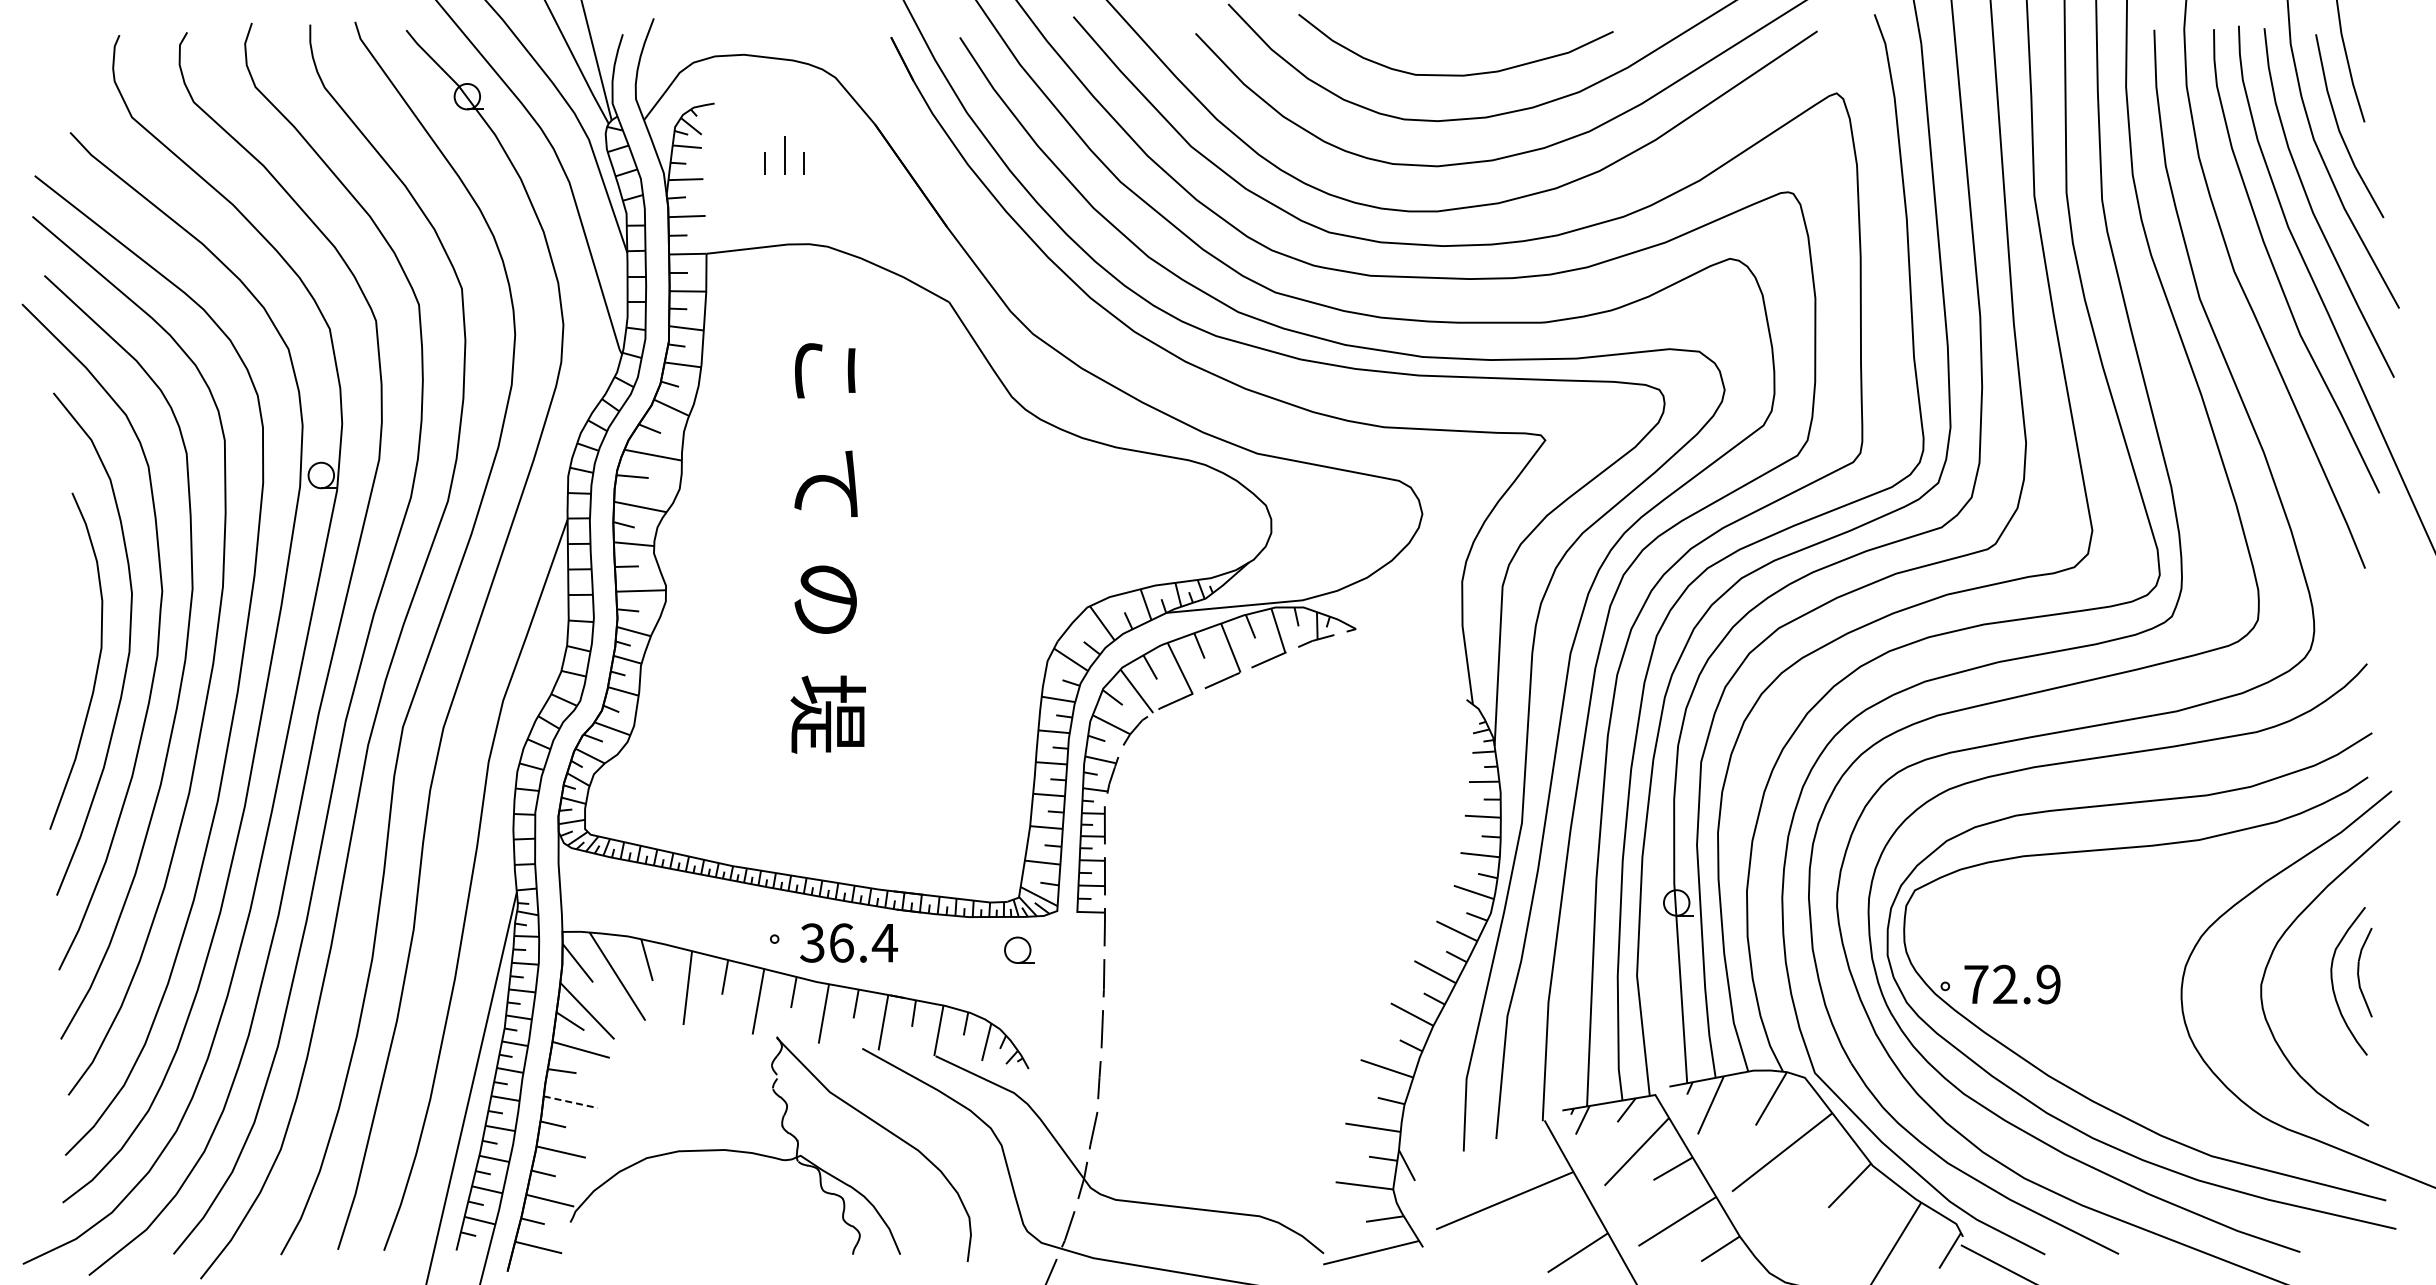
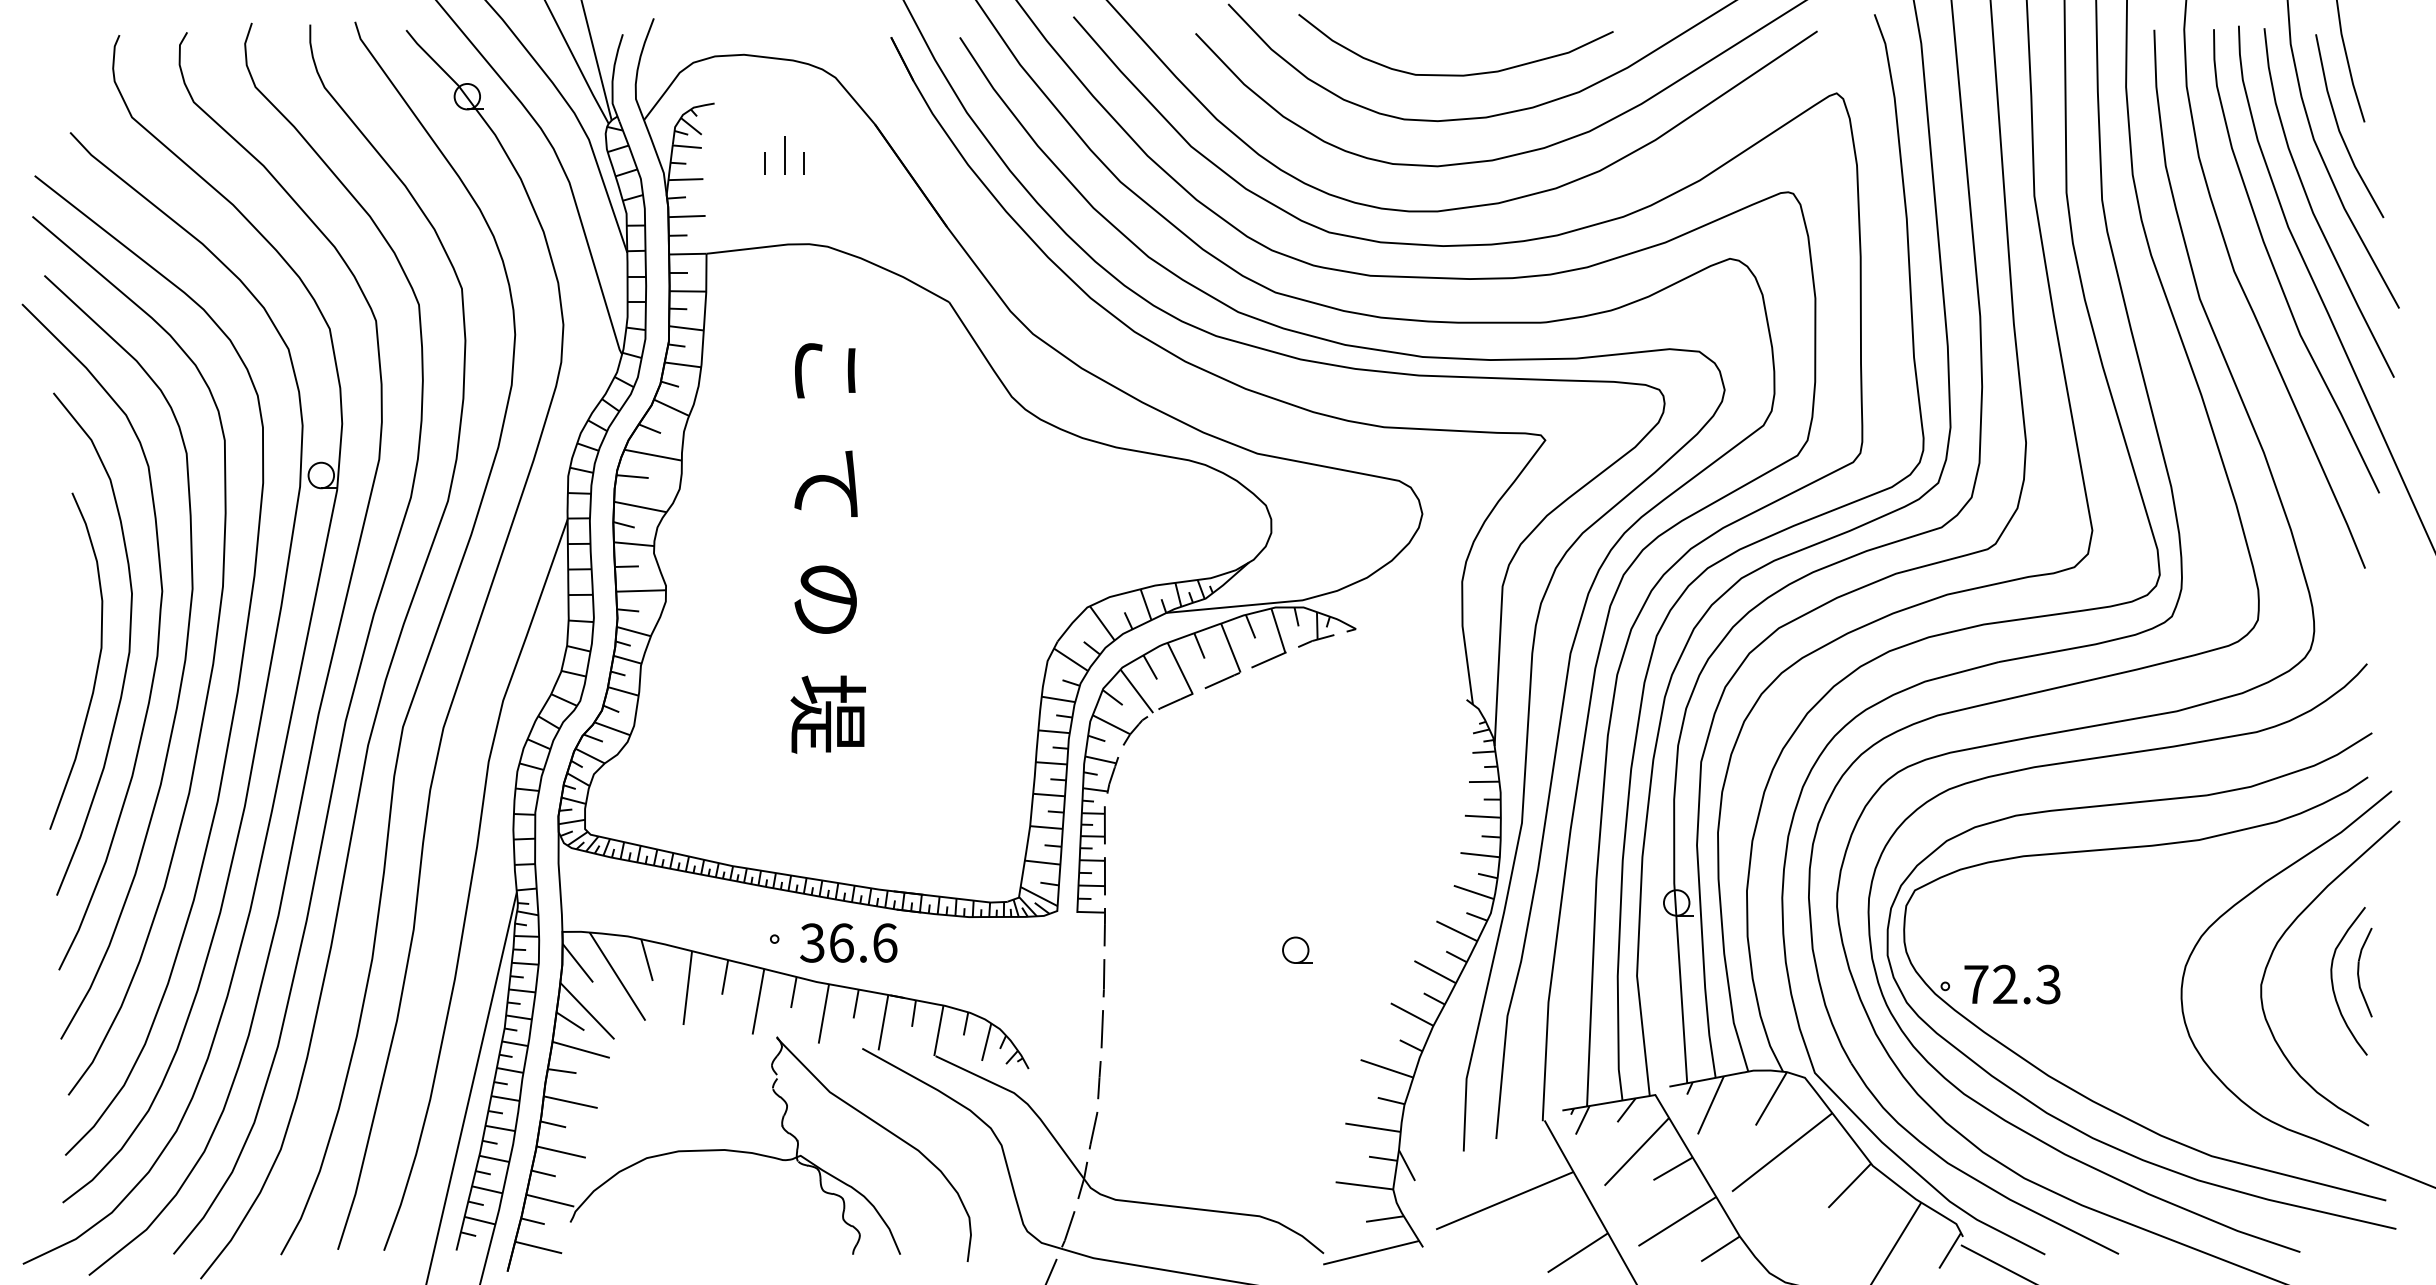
text: 36.4 -> 36.6 (884, 942)
part position: (1019, 949) -> (1297, 949) (1297, 949)
text: 72.9 -> 72.3 (2048, 984)
line: dashed -> solid (570, 1102)
